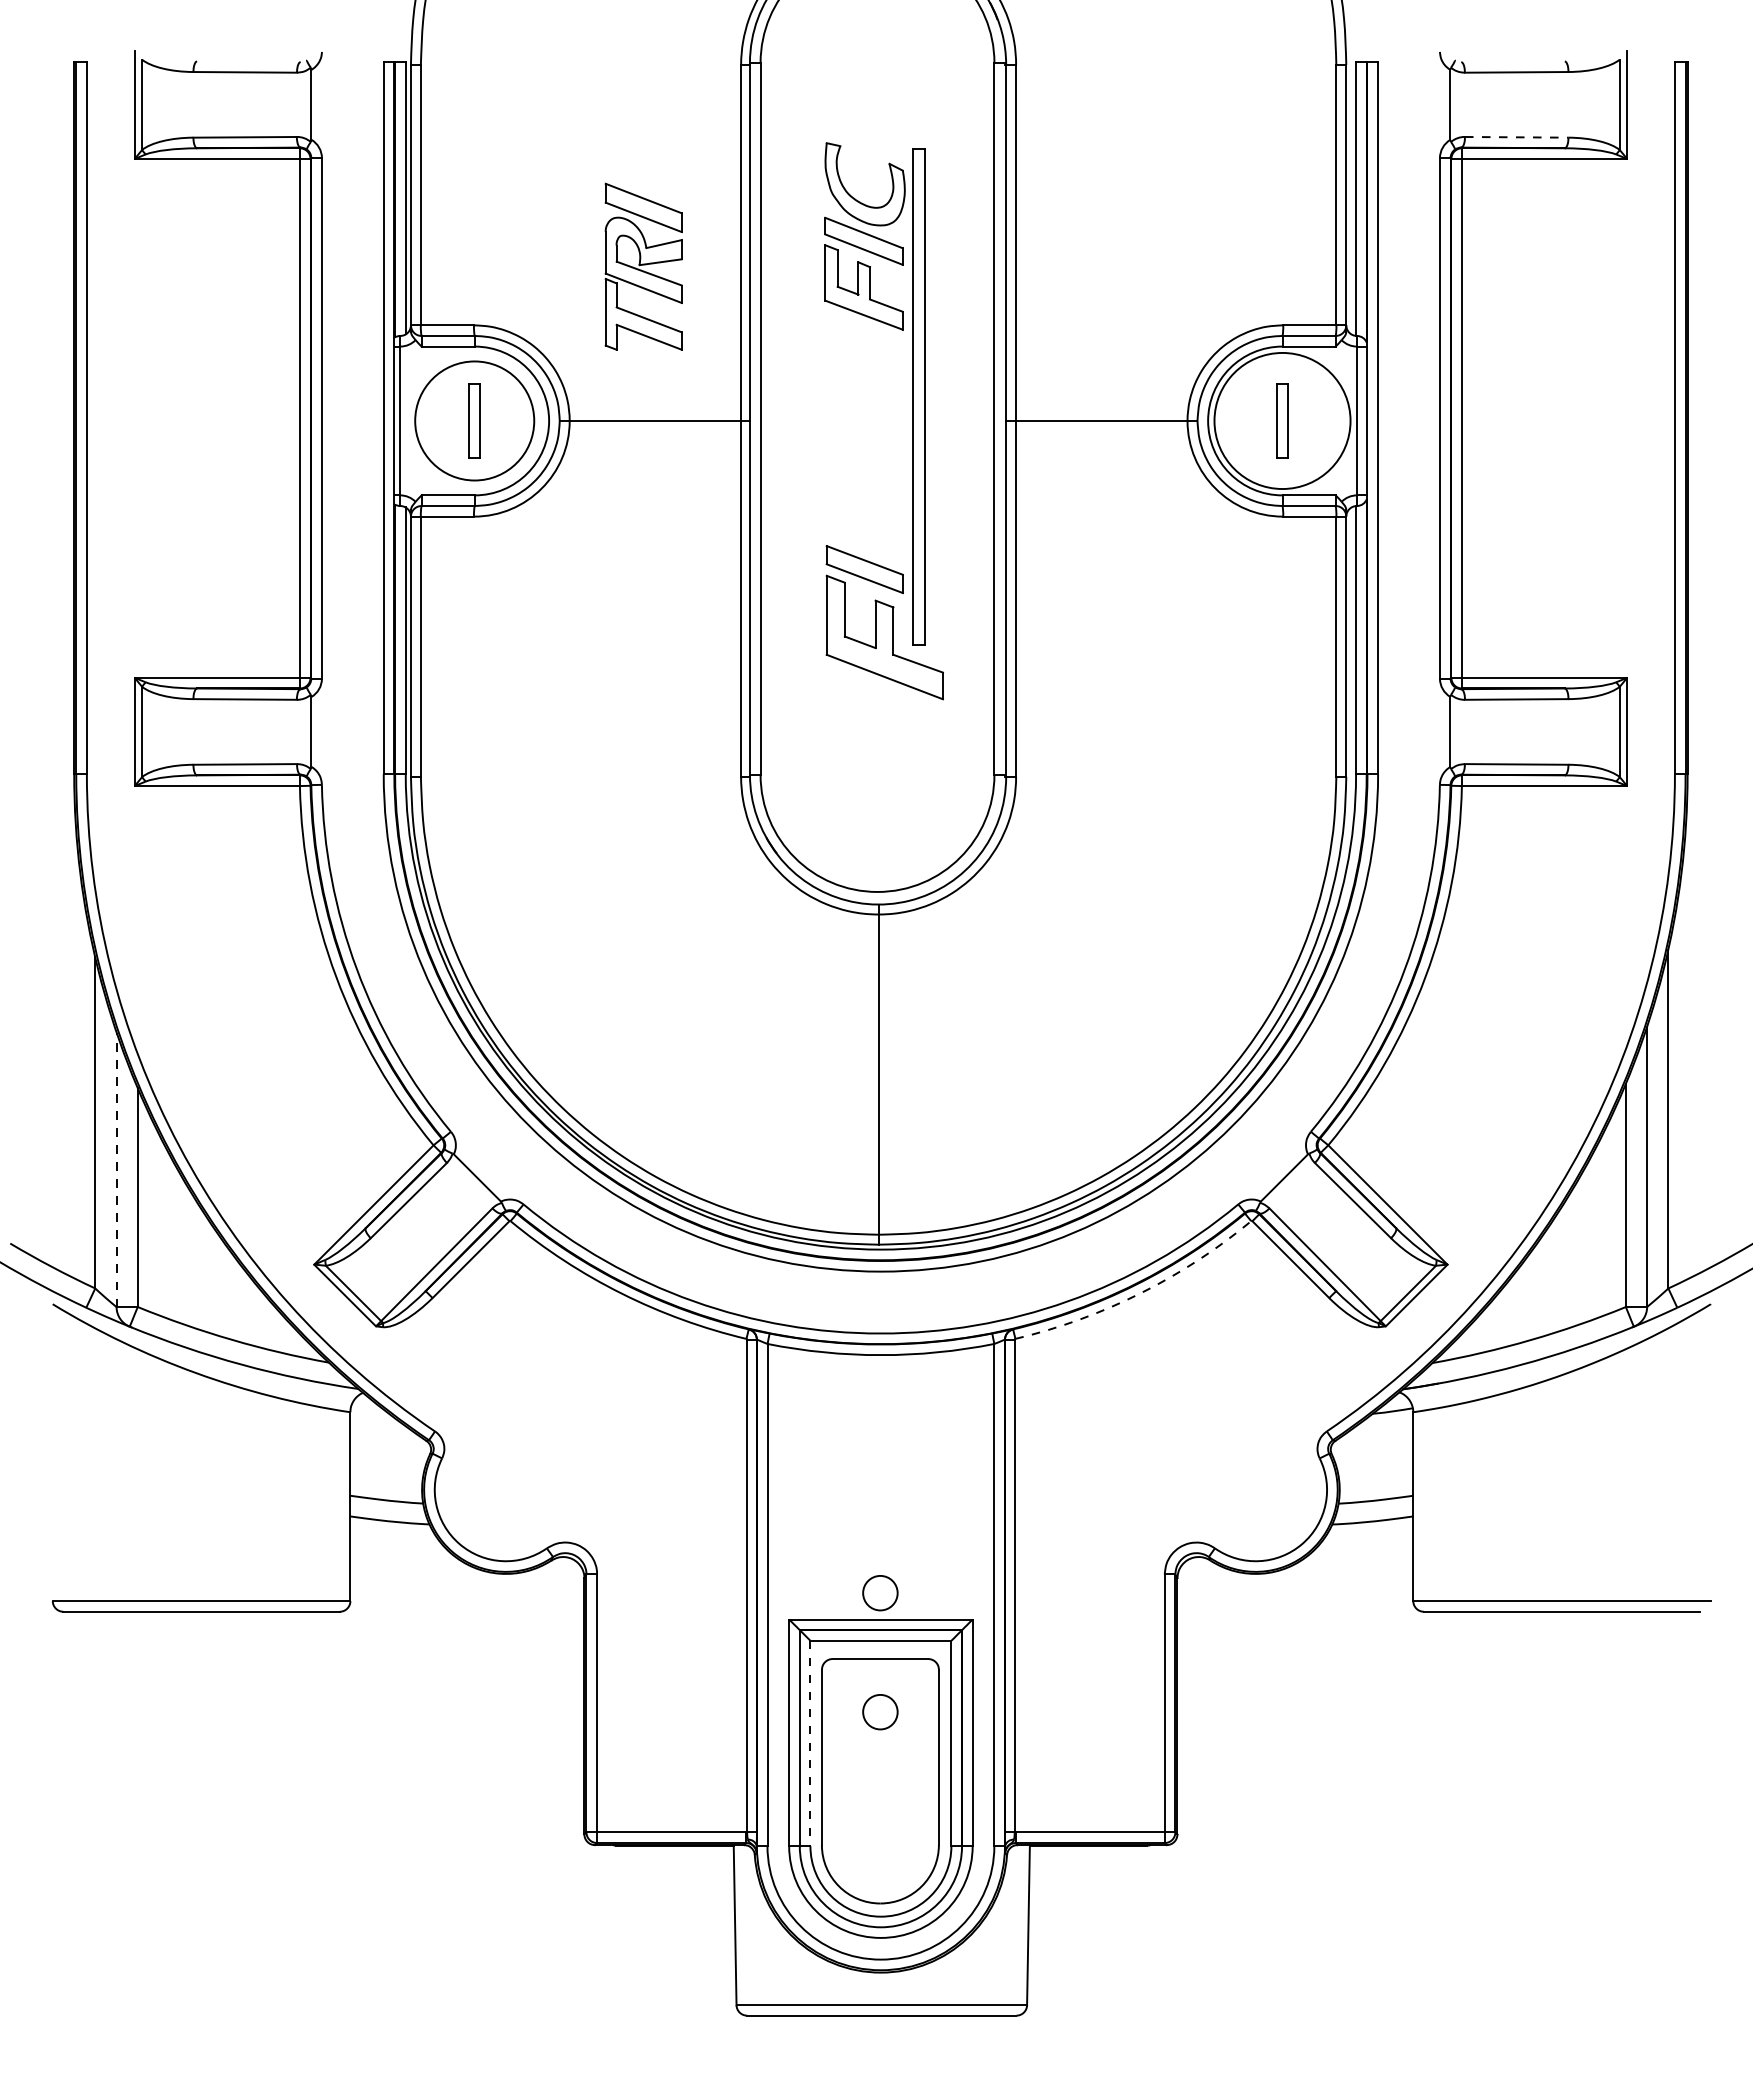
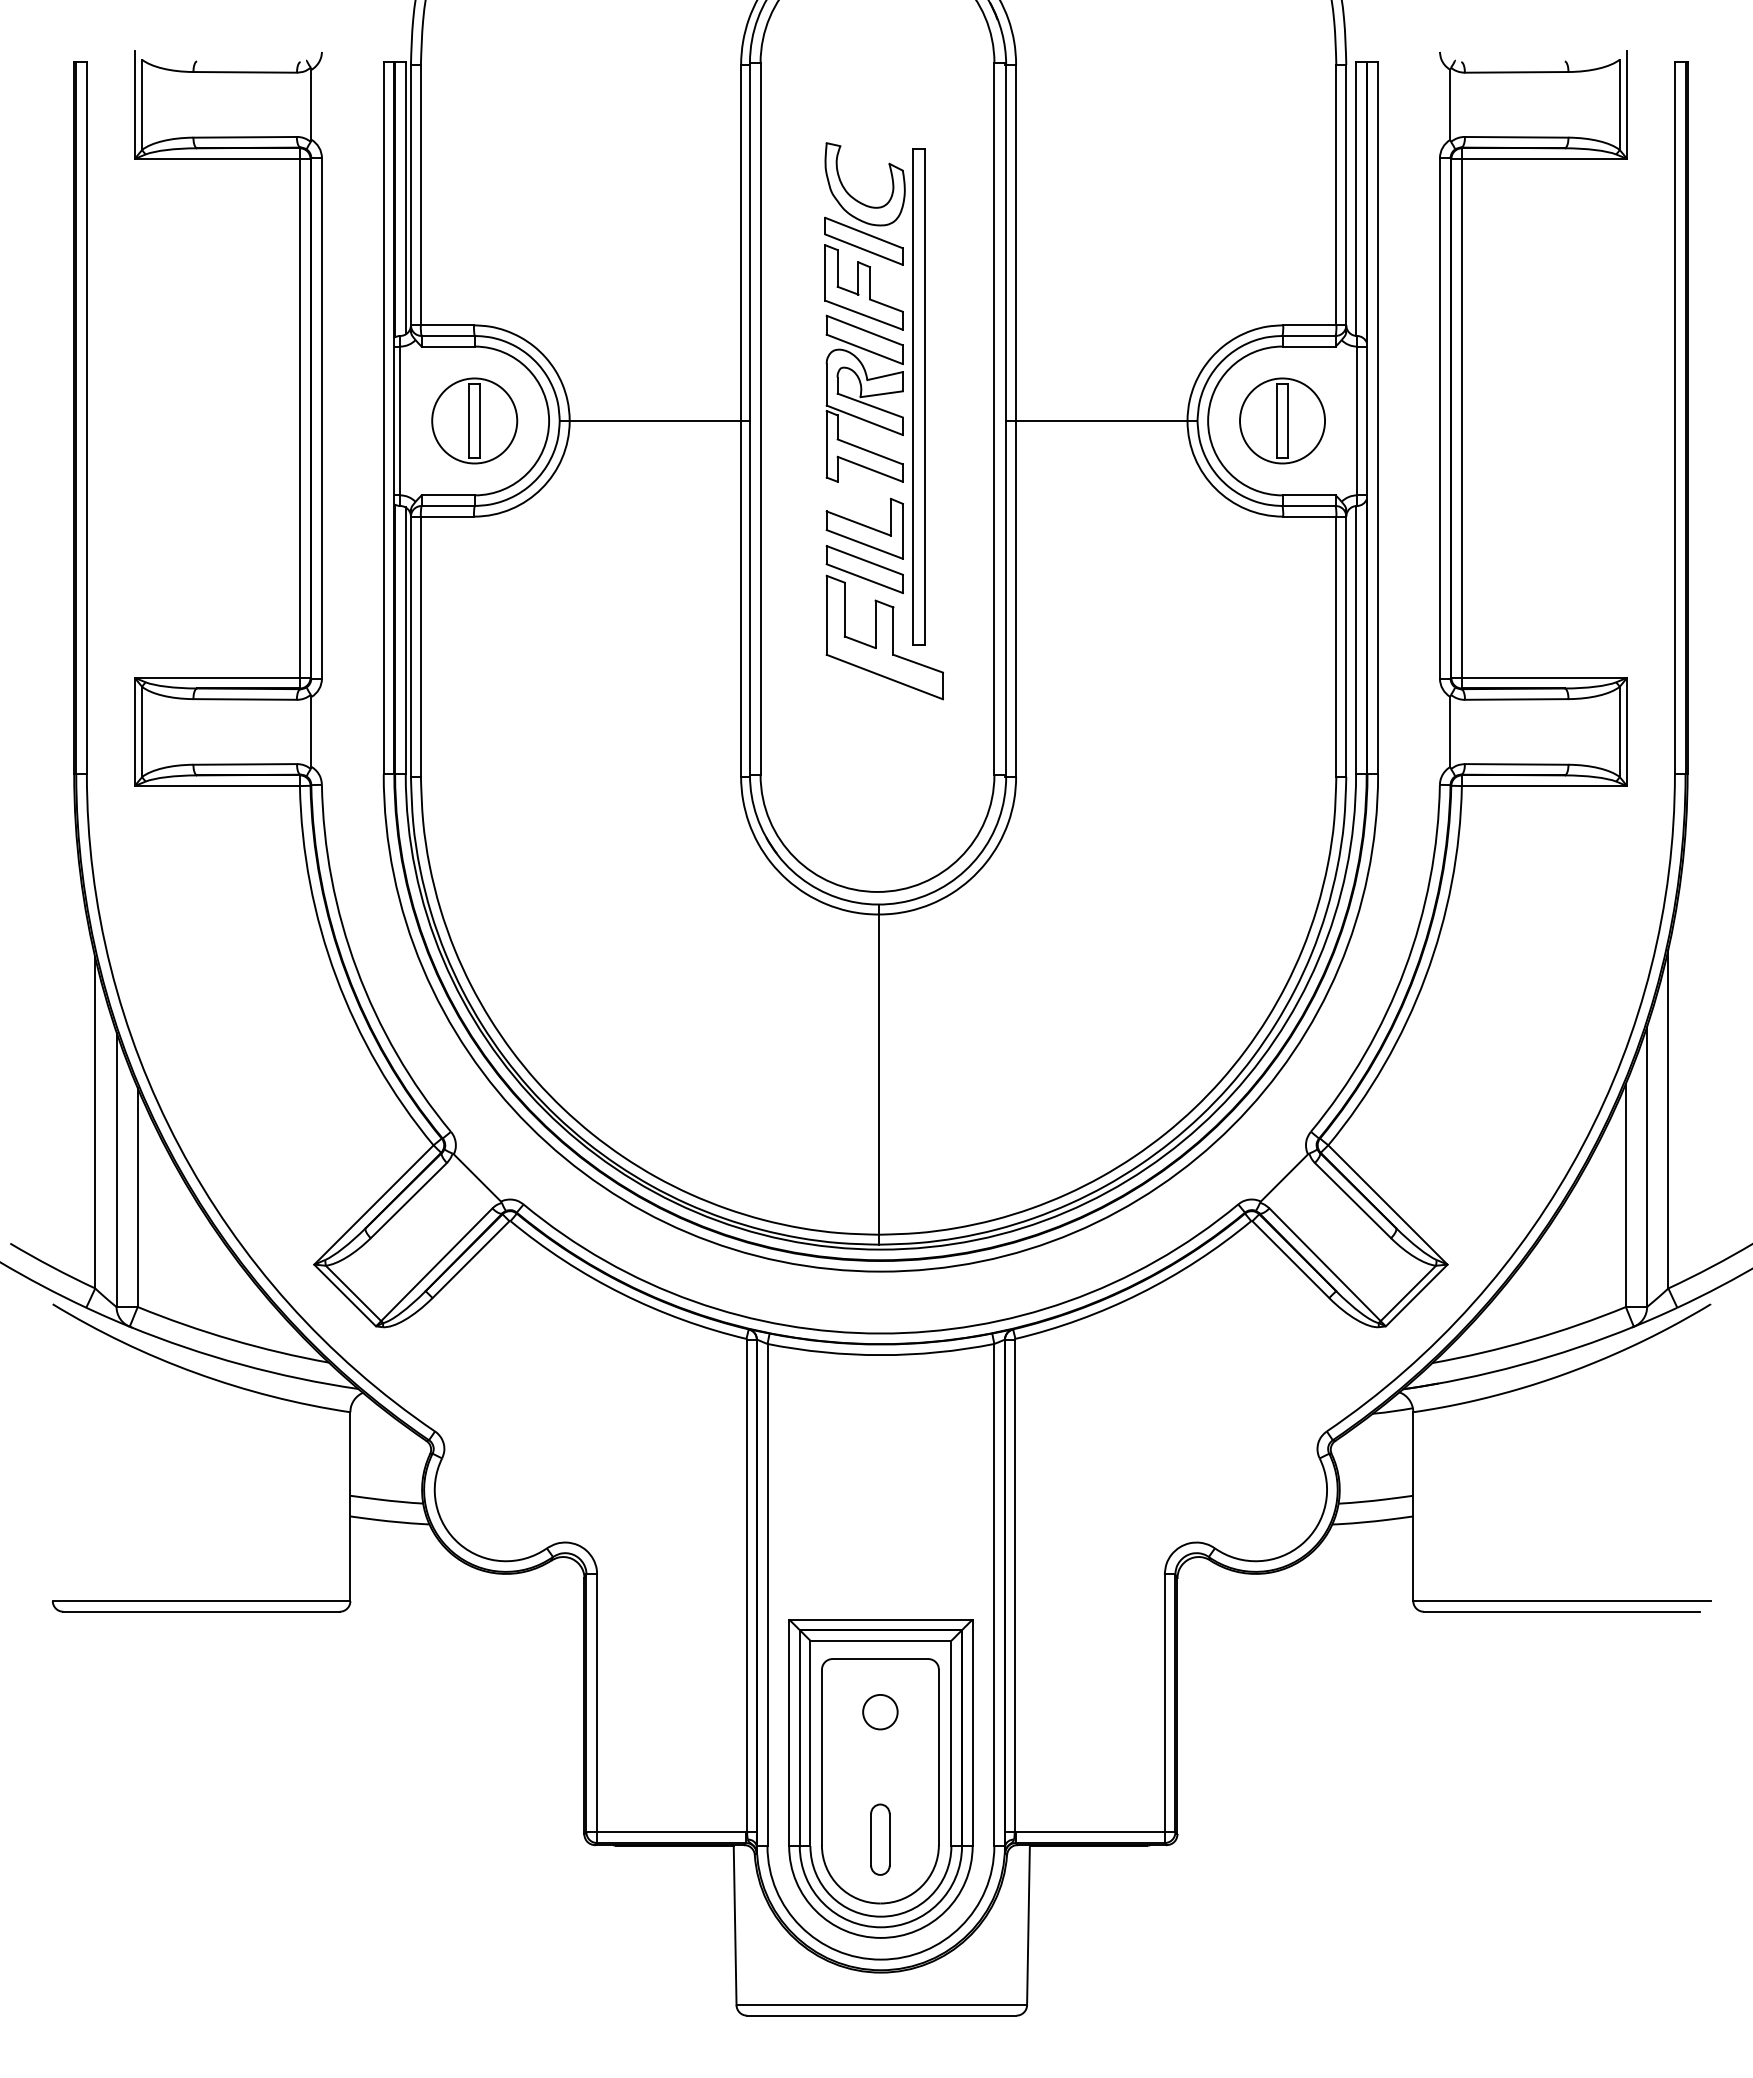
line: dashed -> solid (1516, 137)
part position: (643, 266) -> (864, 398) (864, 398)
circle diameter: 119 px -> 85 px (474, 420)
circle diameter: 136 px -> 85 px (1282, 420)
part: none -> present (864, 528)
line: dashed -> solid (116, 1169)
arc: dashed -> solid (1140, 1293)
circle: present -> none (880, 1593)
line: dashed -> solid (810, 1743)
part: none -> present (880, 1839)
